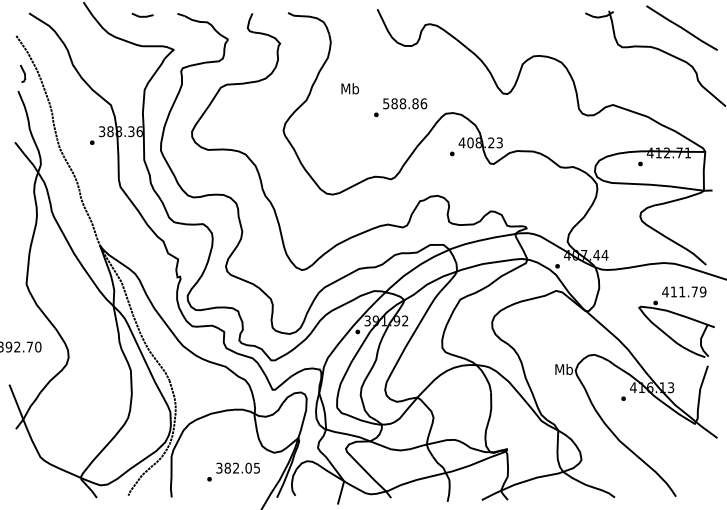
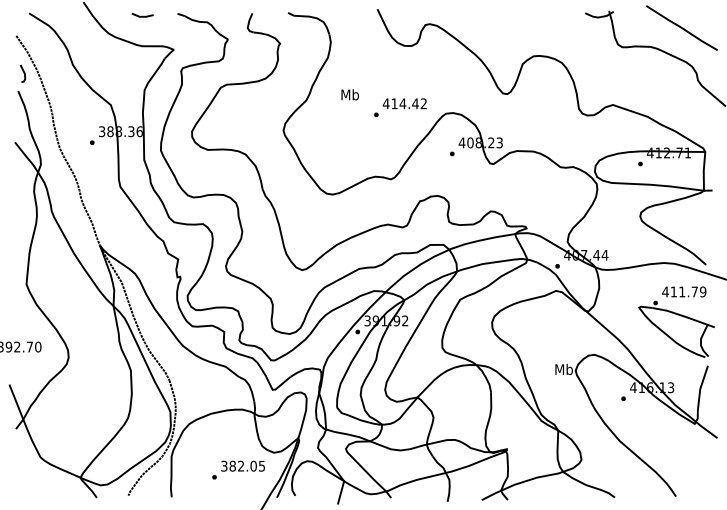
text position: (349, 88) -> (349, 94) (349, 94)
text: 588.86 -> 414.42 (404, 103)
text position: (233, 471) -> (238, 469) (238, 469)
